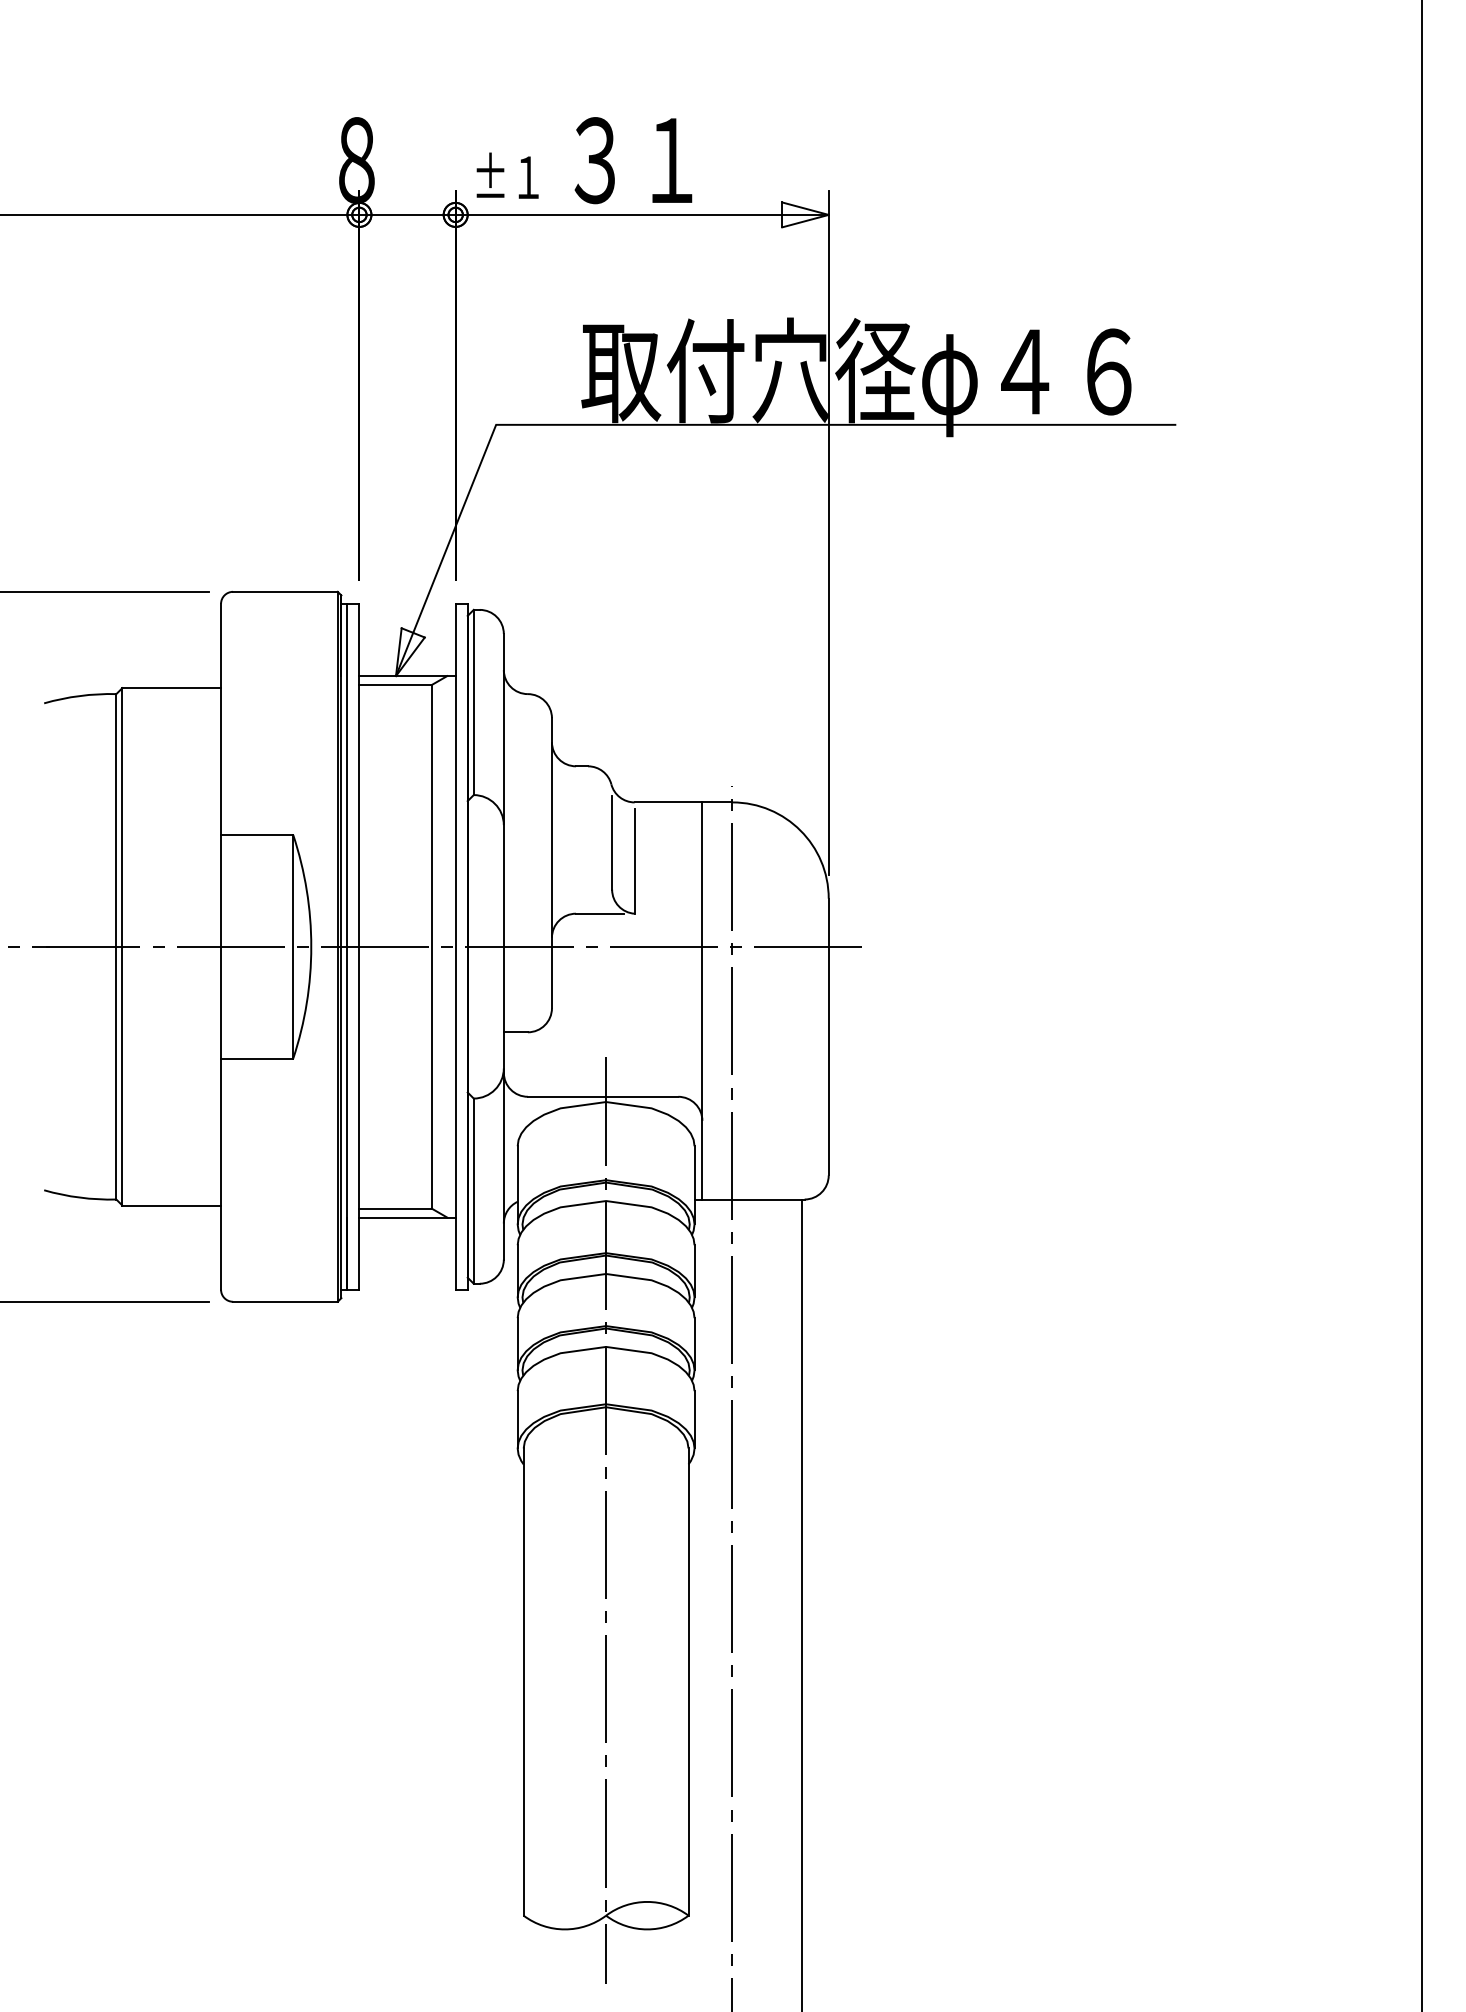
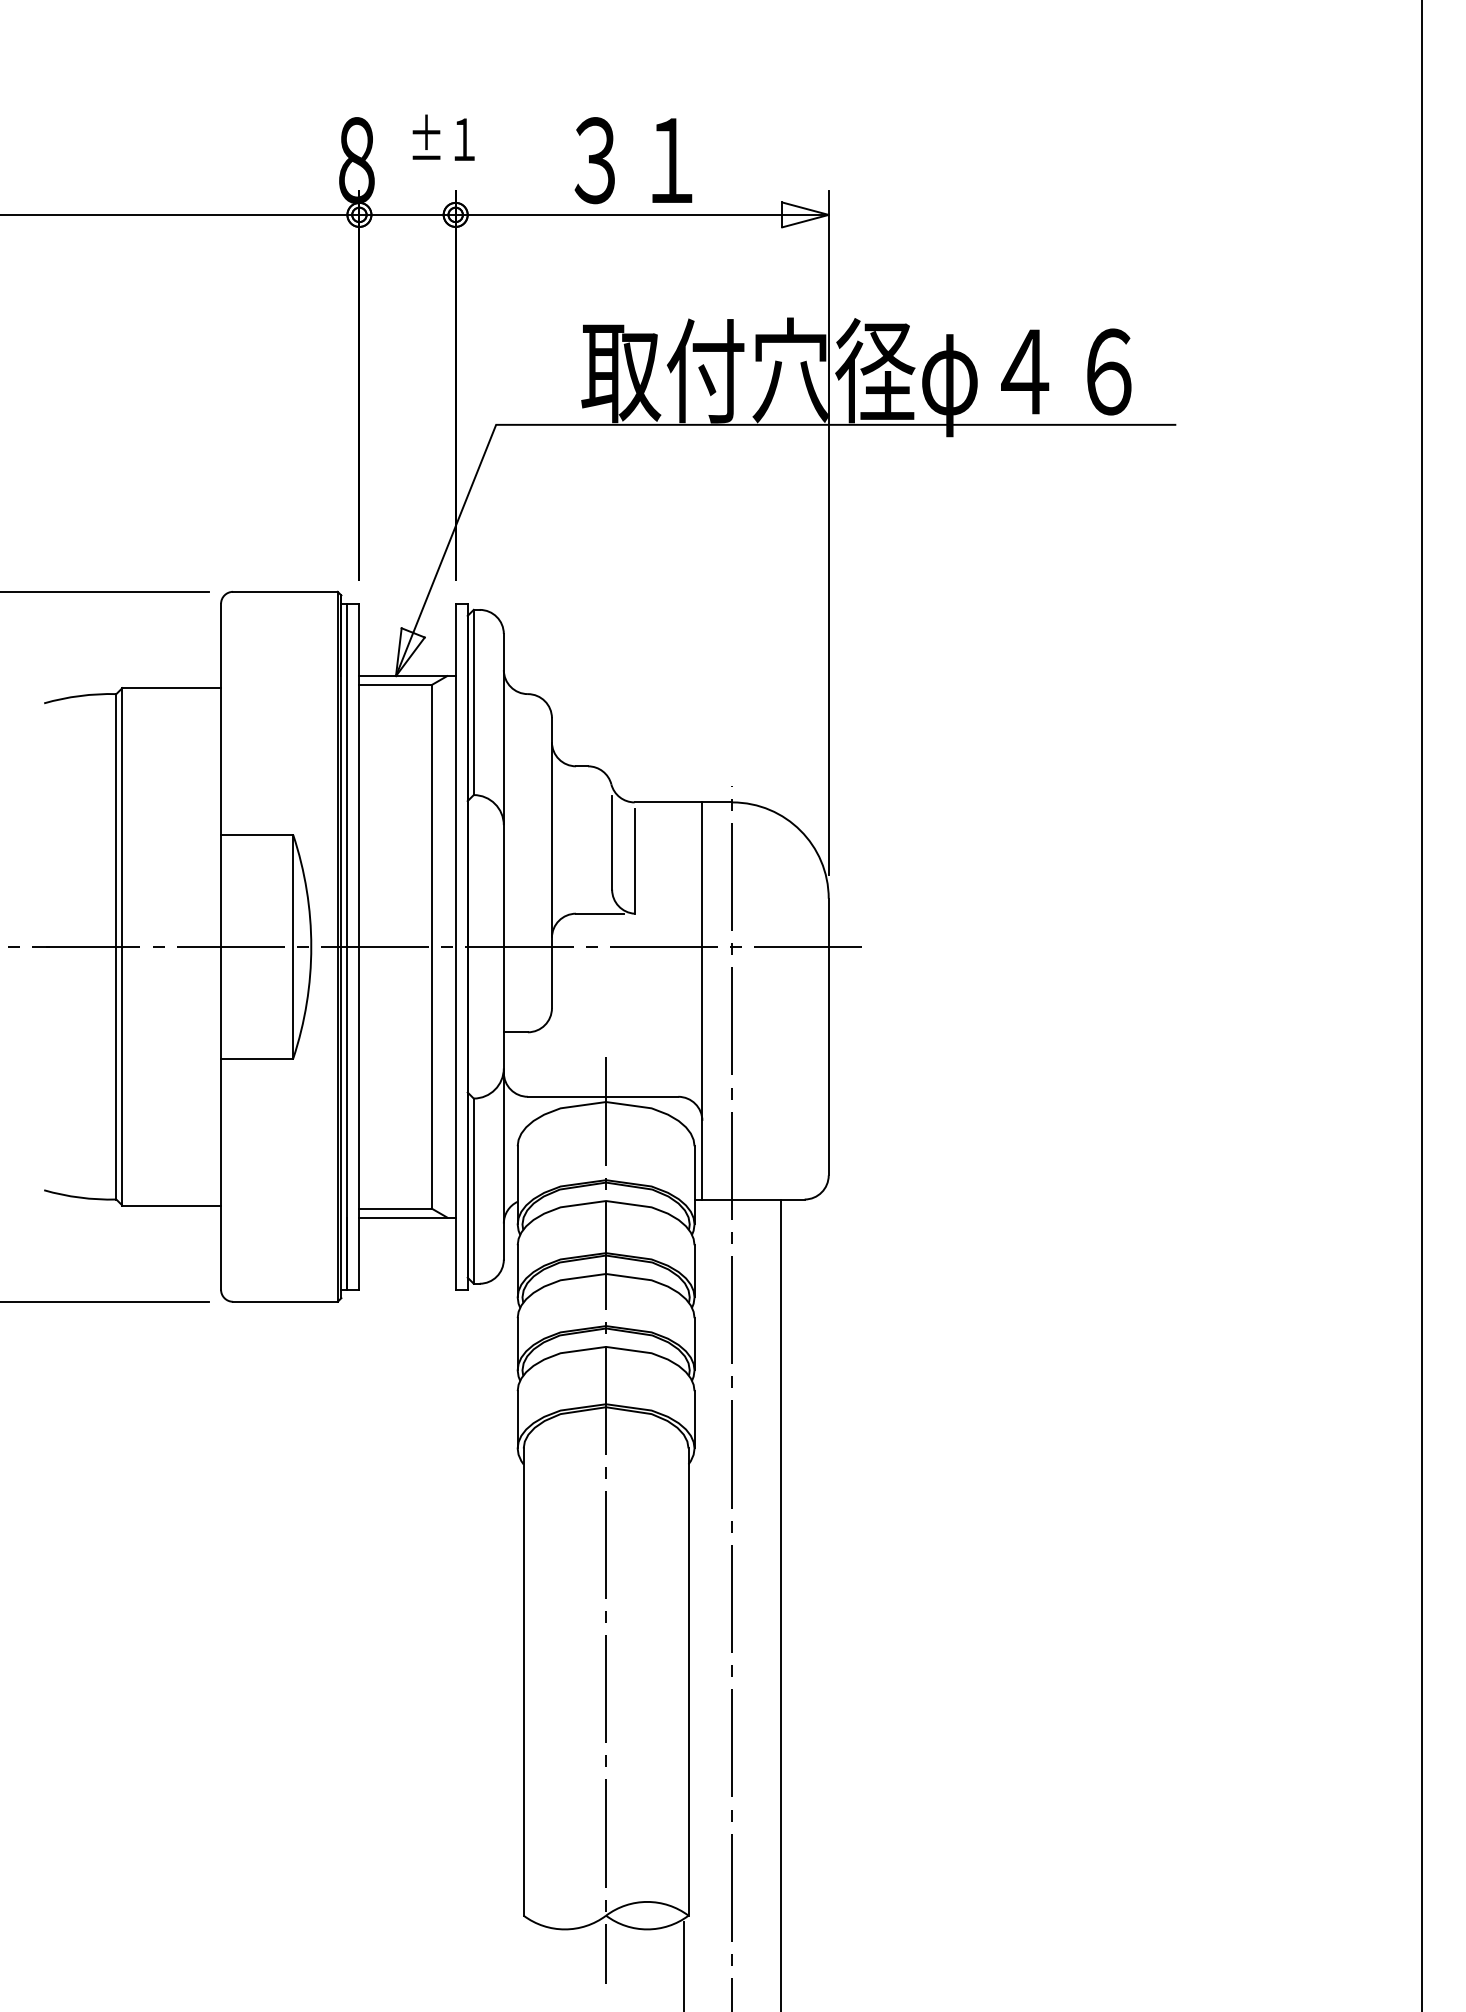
text position: (507, 175) -> (443, 137) (443, 137)
line position: (801, 1603) -> (780, 1603) (780, 1603)
line: none -> present (684, 1964)
